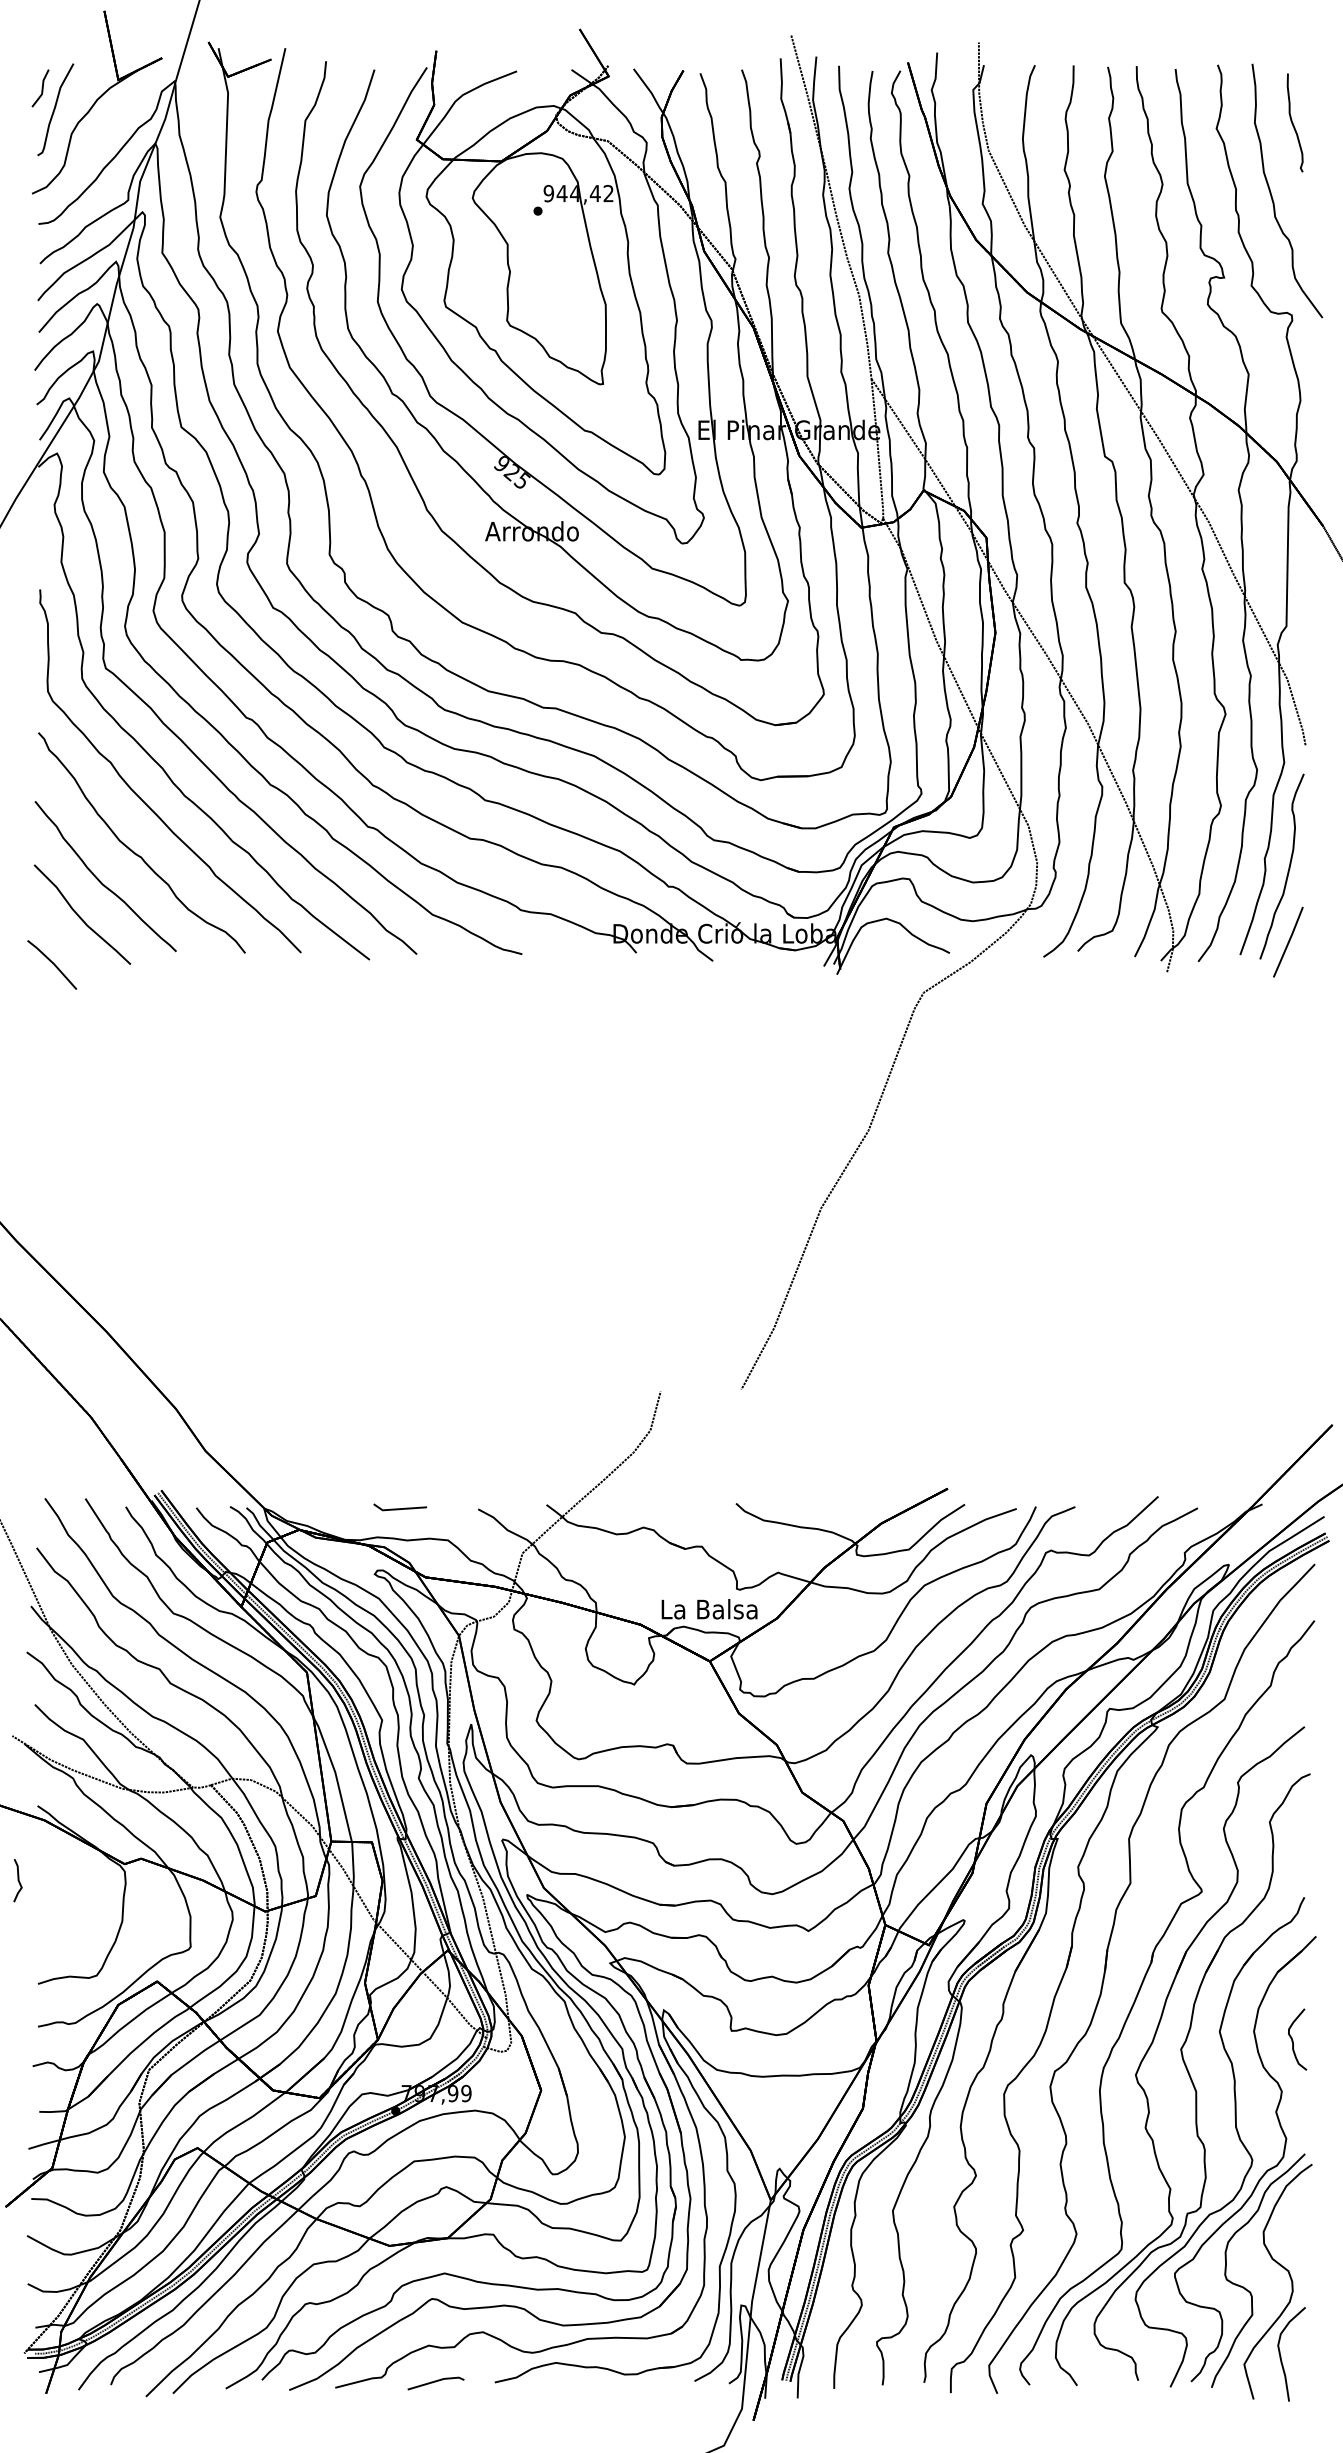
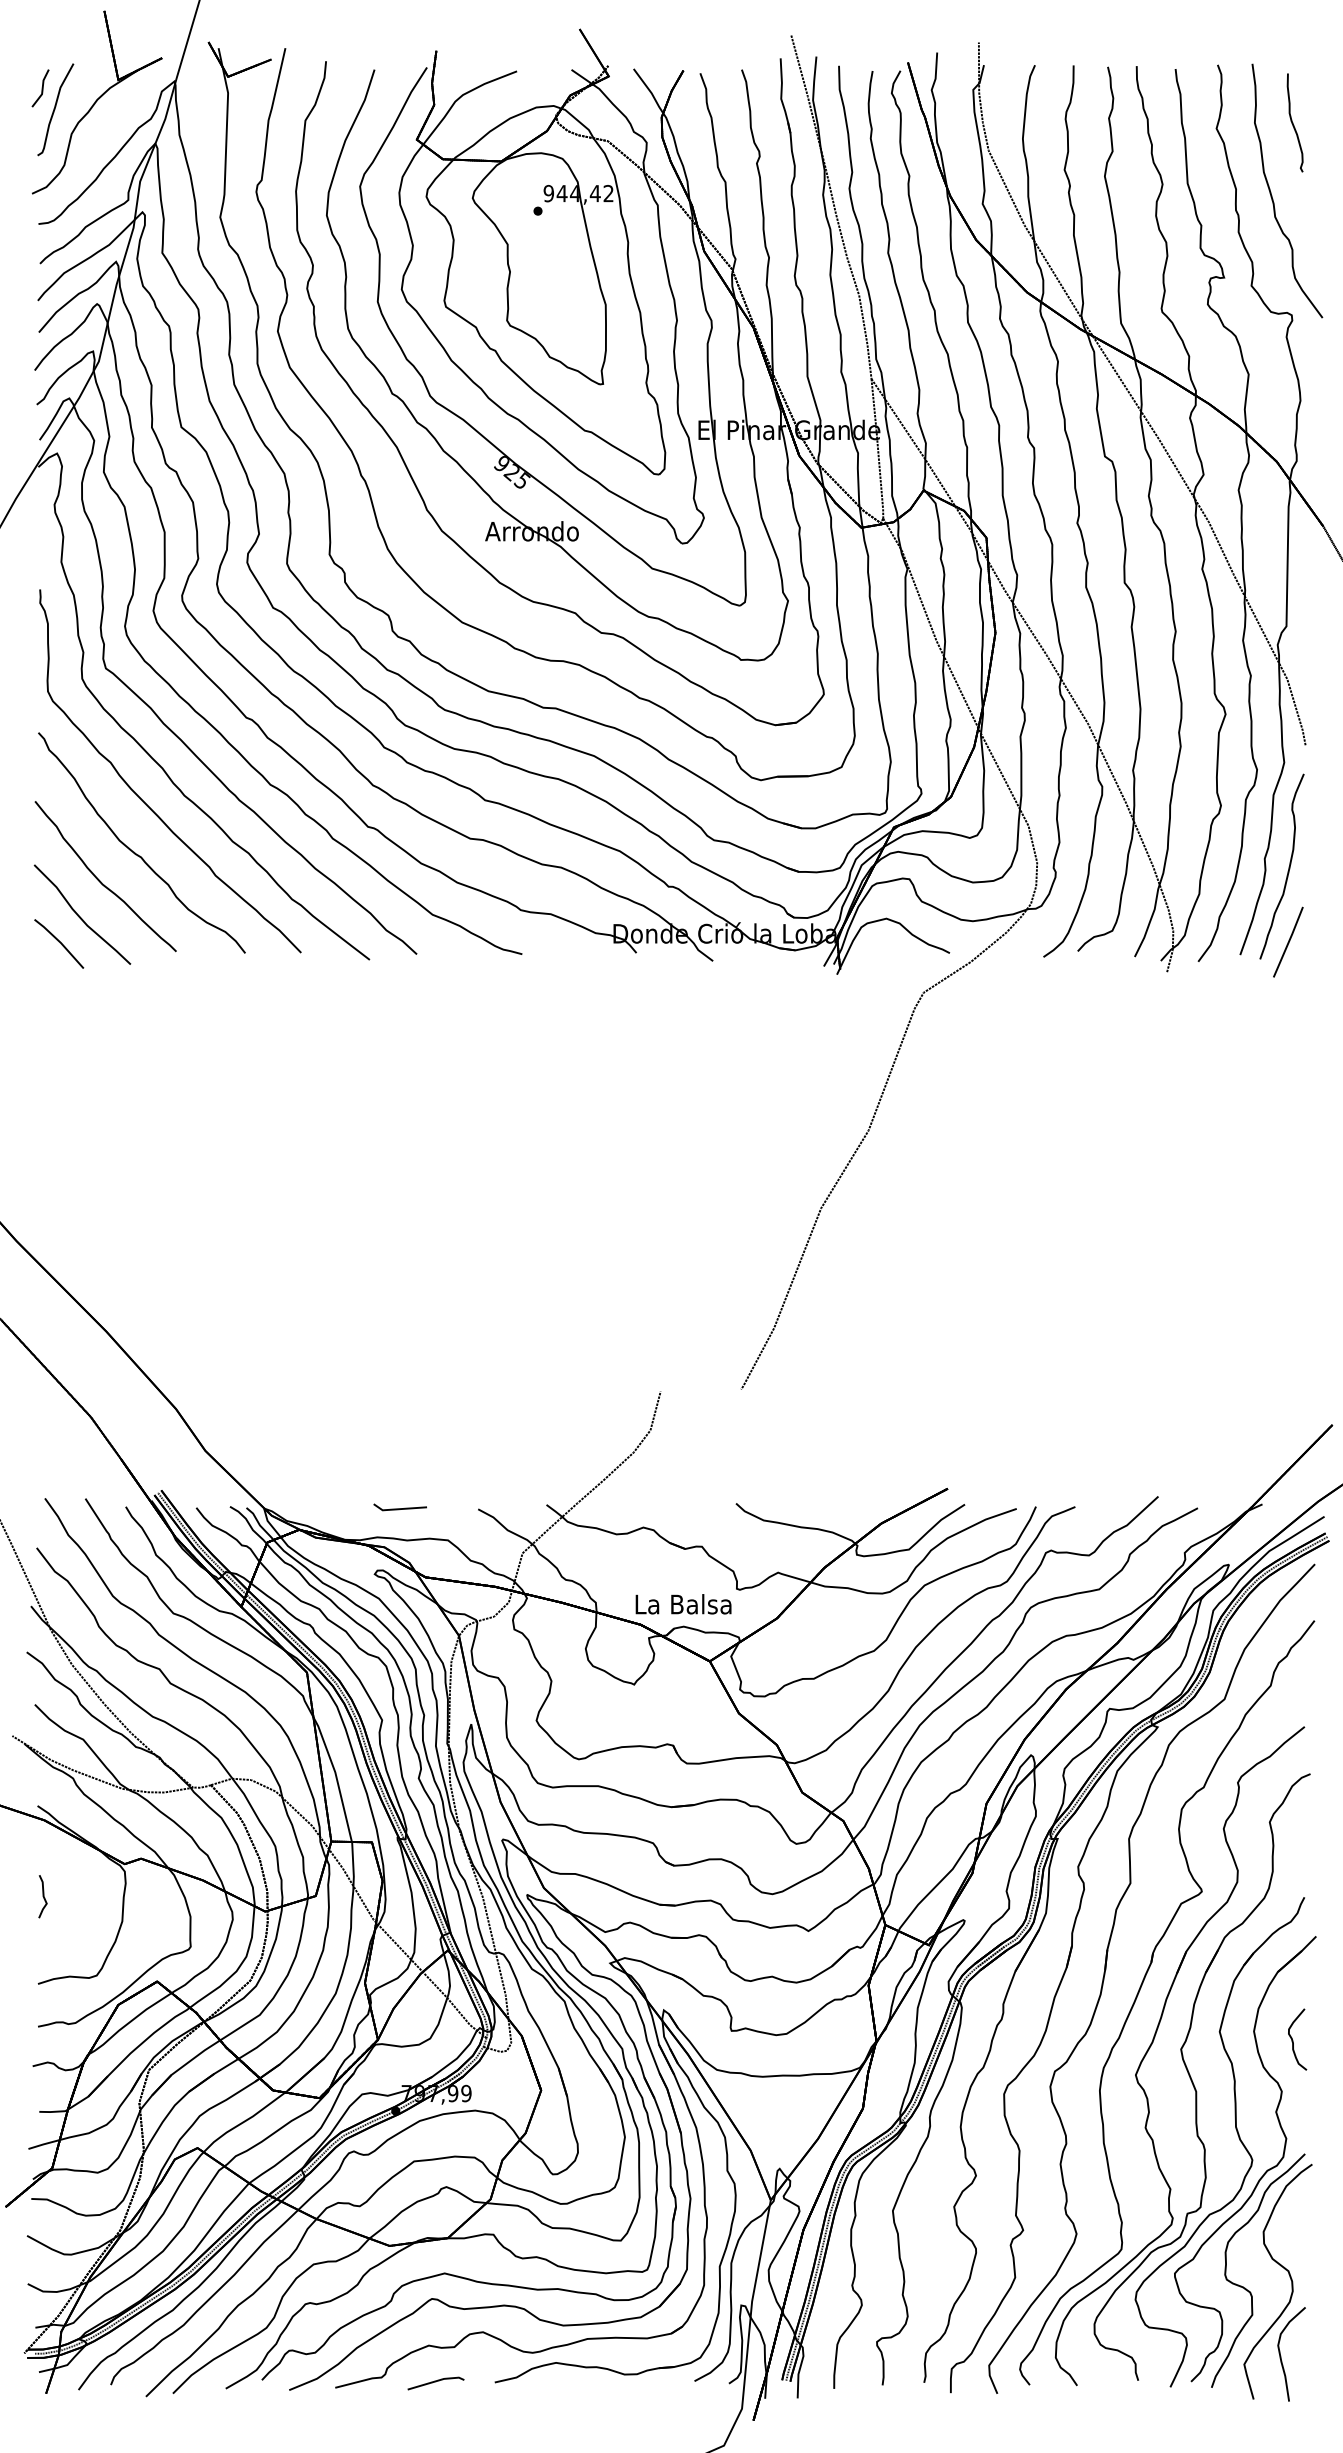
part position: (52, 964) -> (59, 943) (59, 943)
text position: (709, 1609) -> (683, 1604) (683, 1604)
part position: (17, 1880) -> (42, 1896) (42, 1896)
